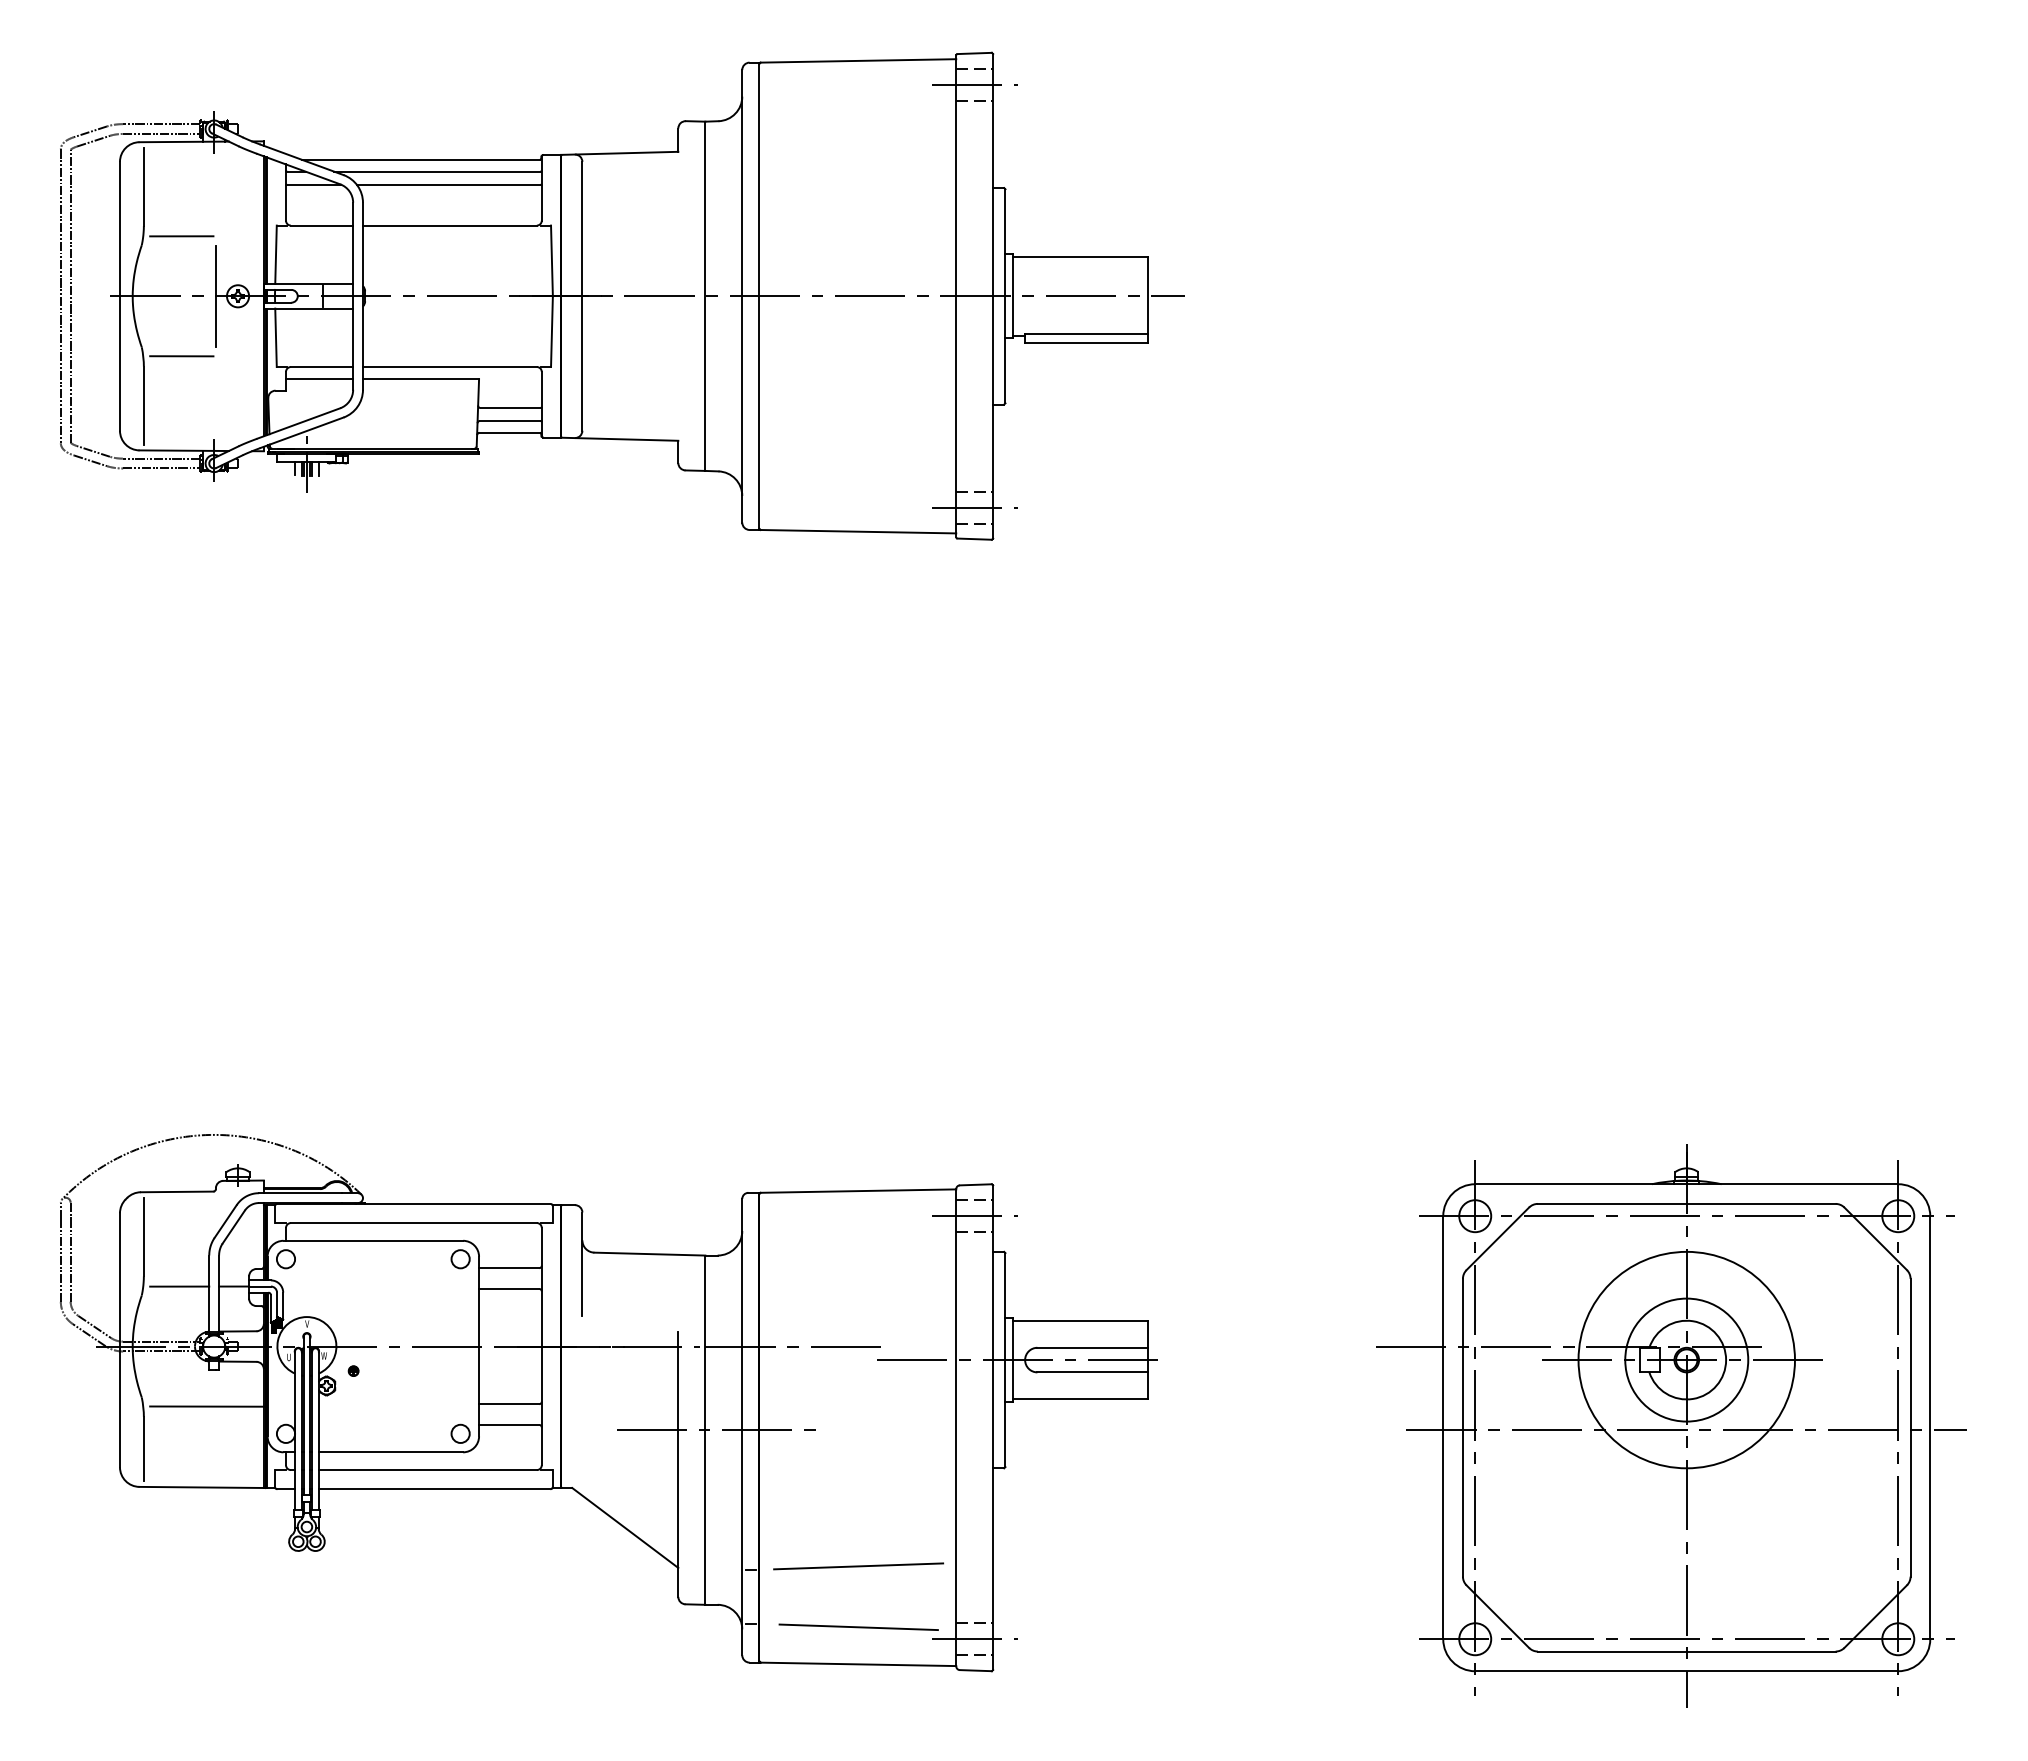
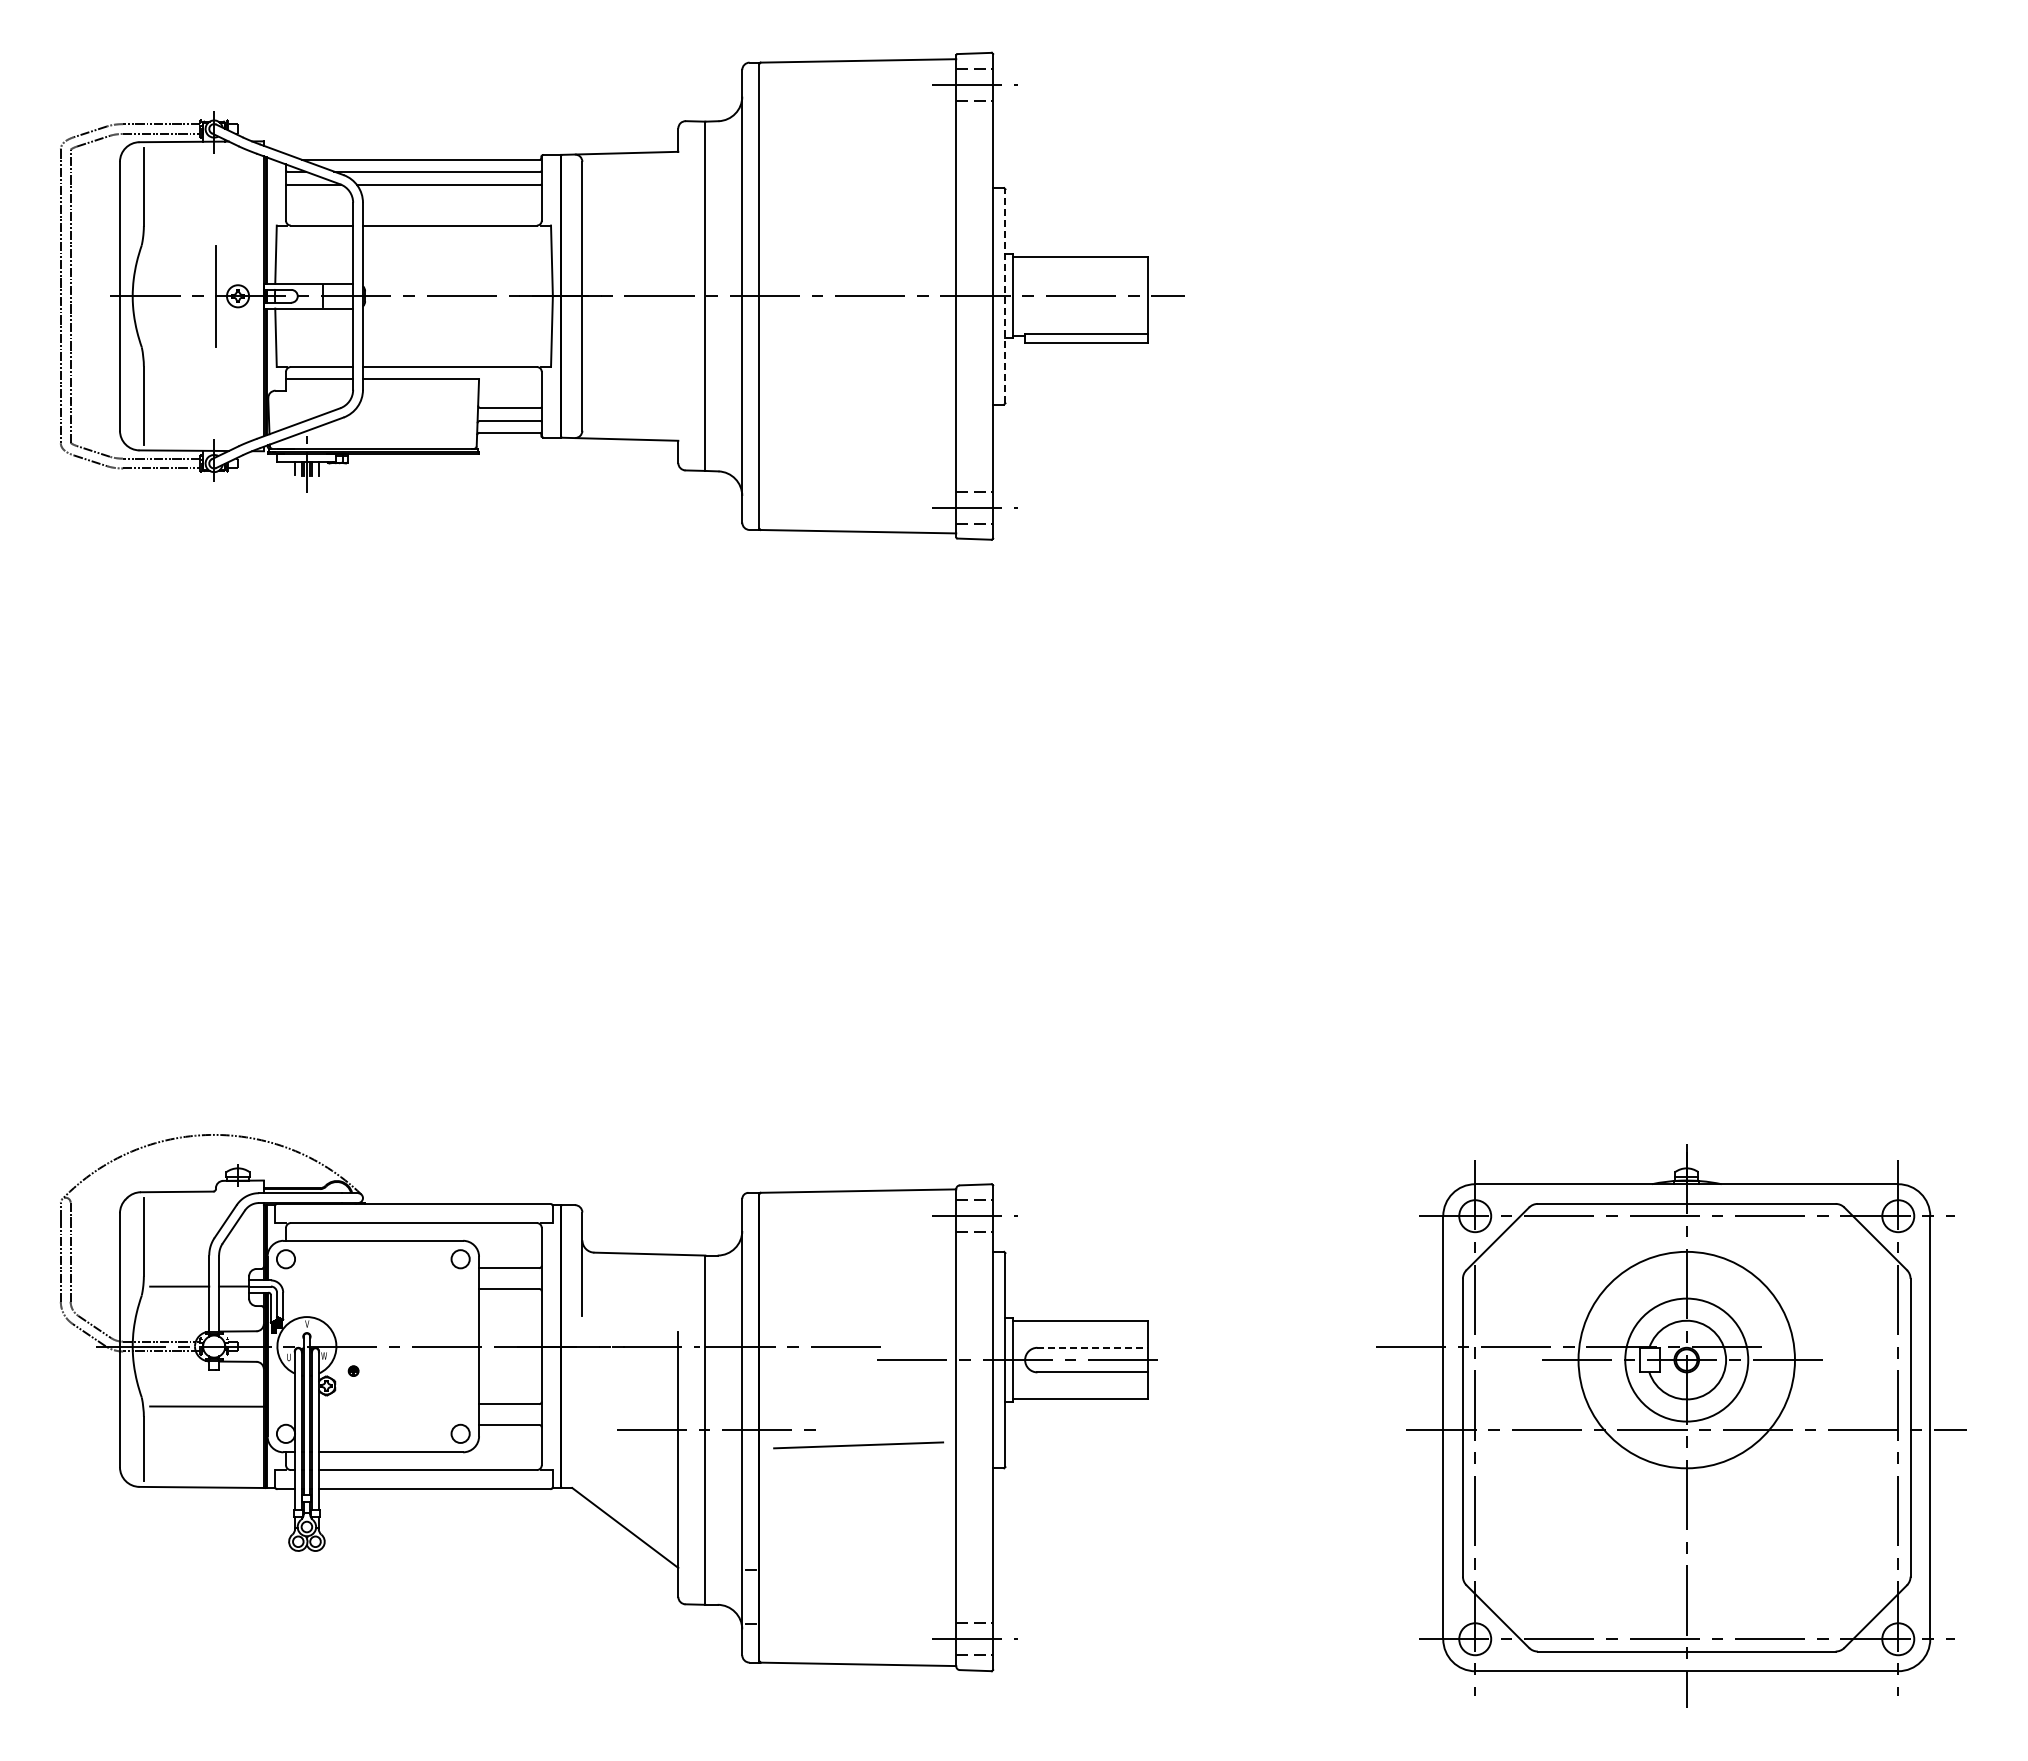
line: present -> none (181, 236)
line: solid -> dashed (1005, 296)
line: present -> none (181, 356)
line: solid -> dashed (1093, 1347)
line position: (858, 1566) -> (858, 1445) (858, 1445)
line: present -> none (858, 1627)
